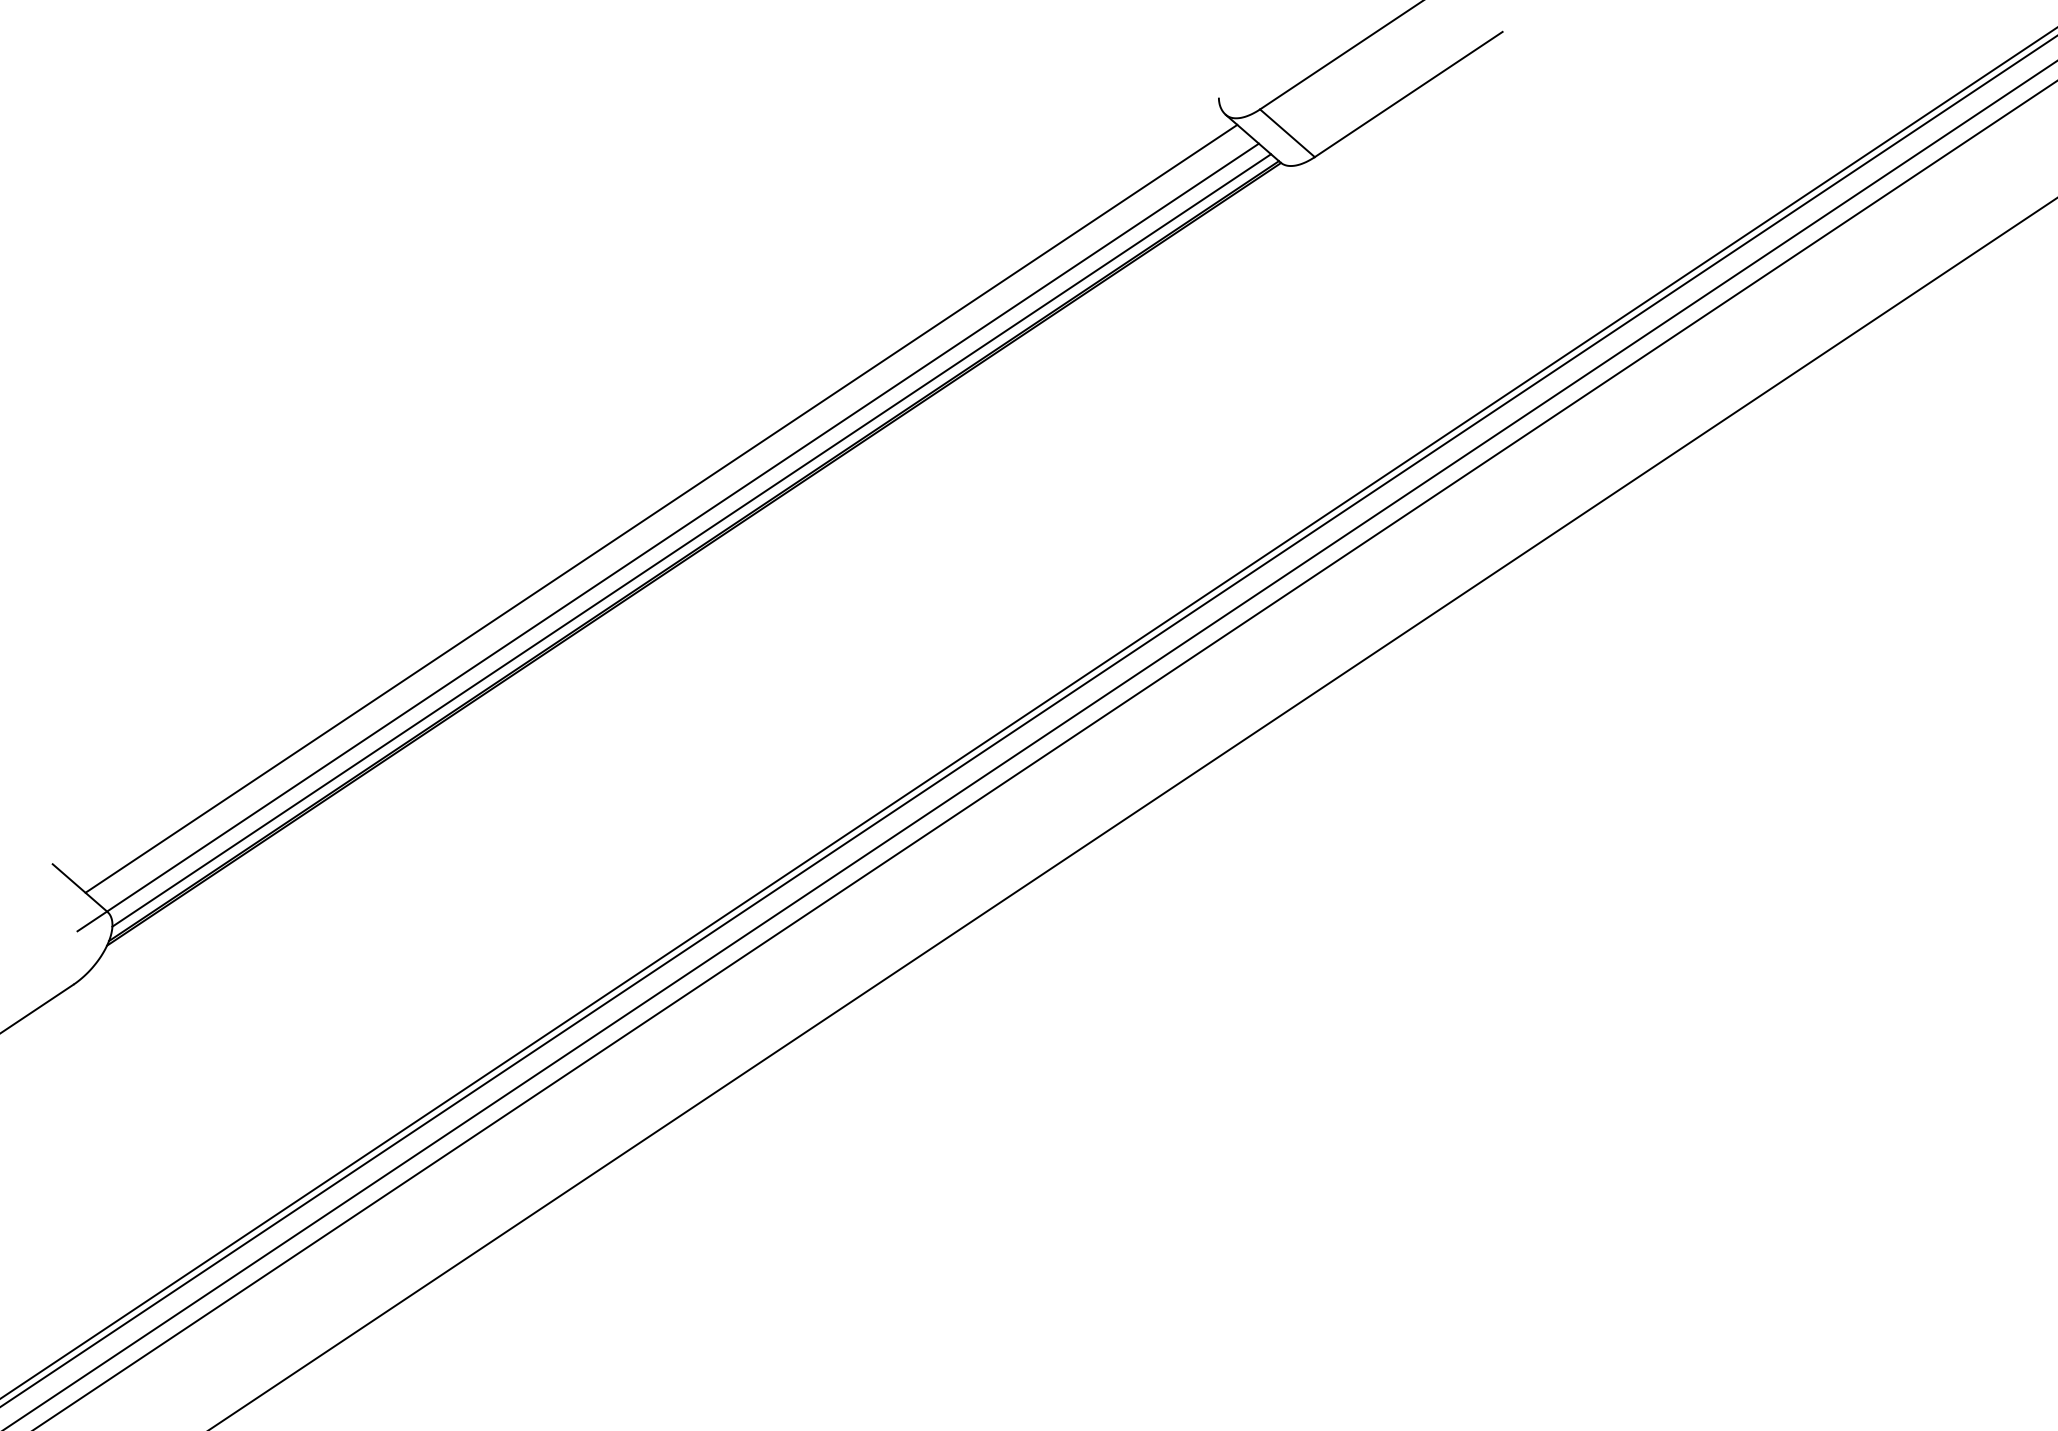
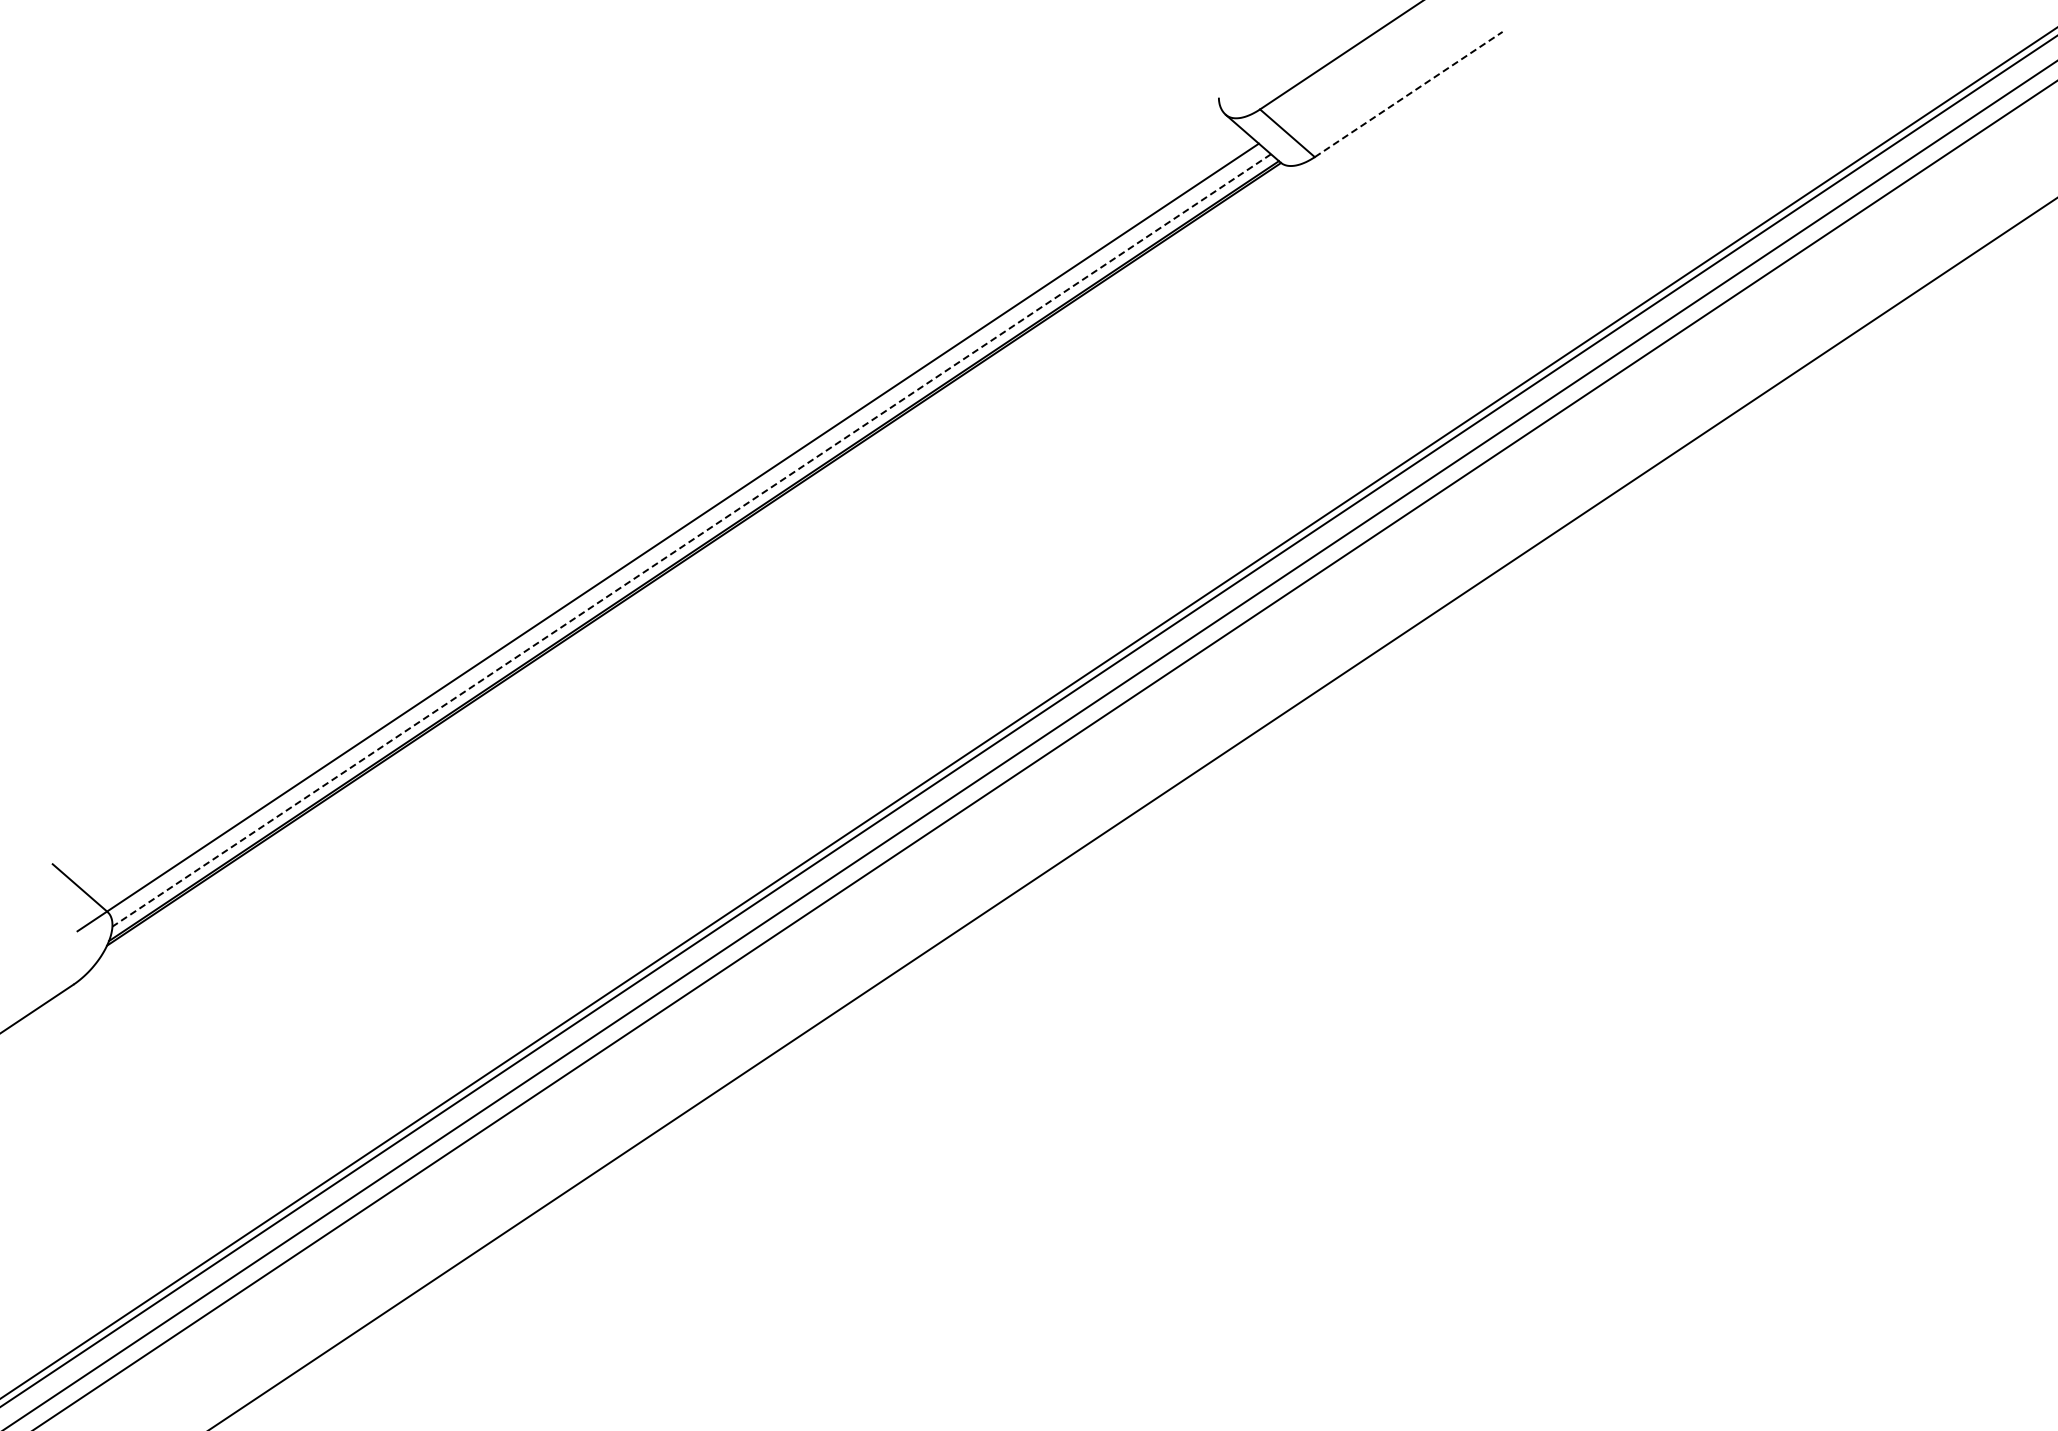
line: solid -> dashed (1408, 94)
line: present -> none (661, 508)
line: solid -> dashed (691, 540)
